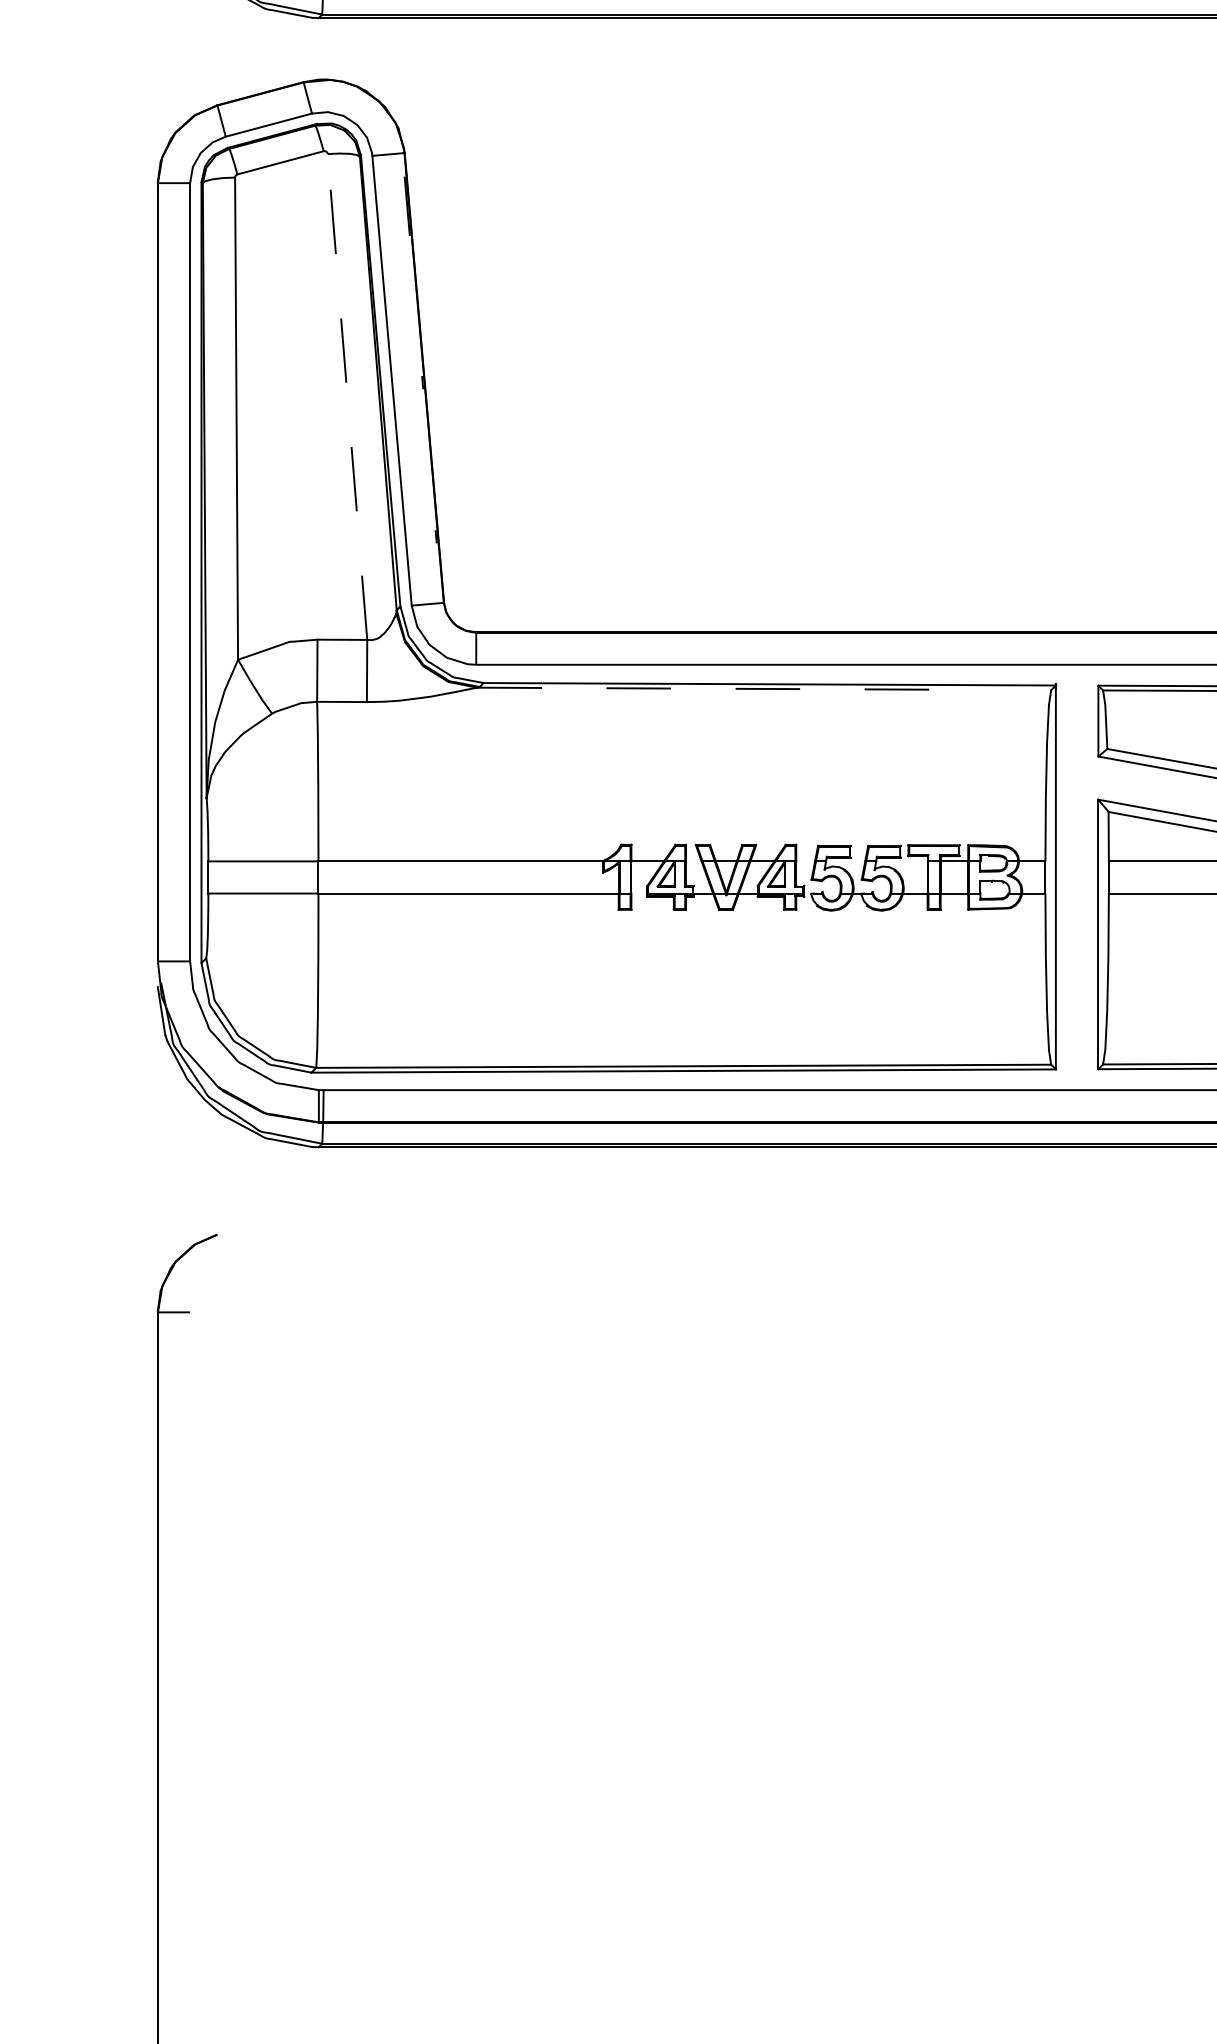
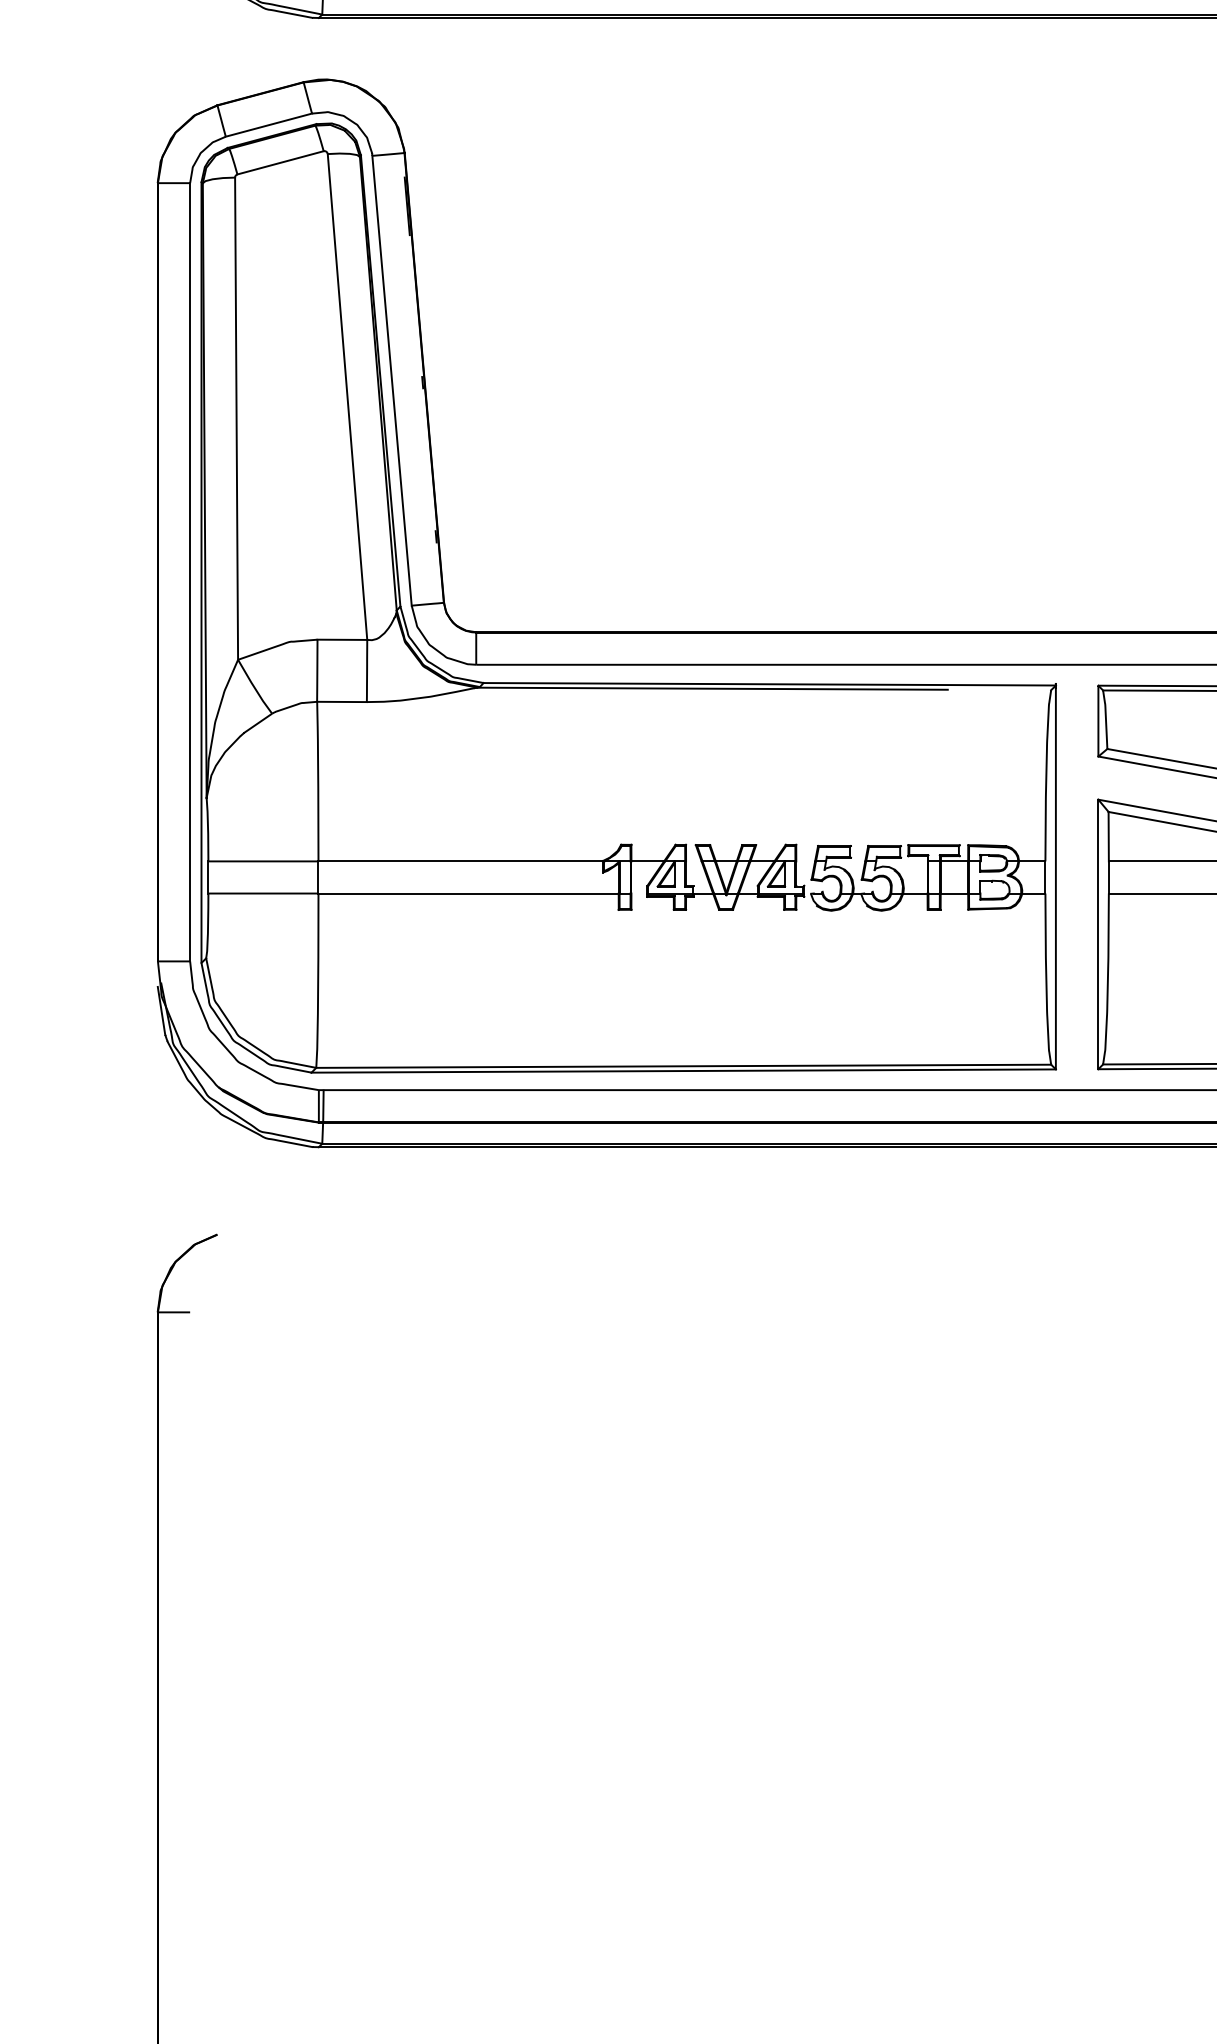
line: dashed -> solid (347, 397)
line: dashed -> solid (713, 688)
